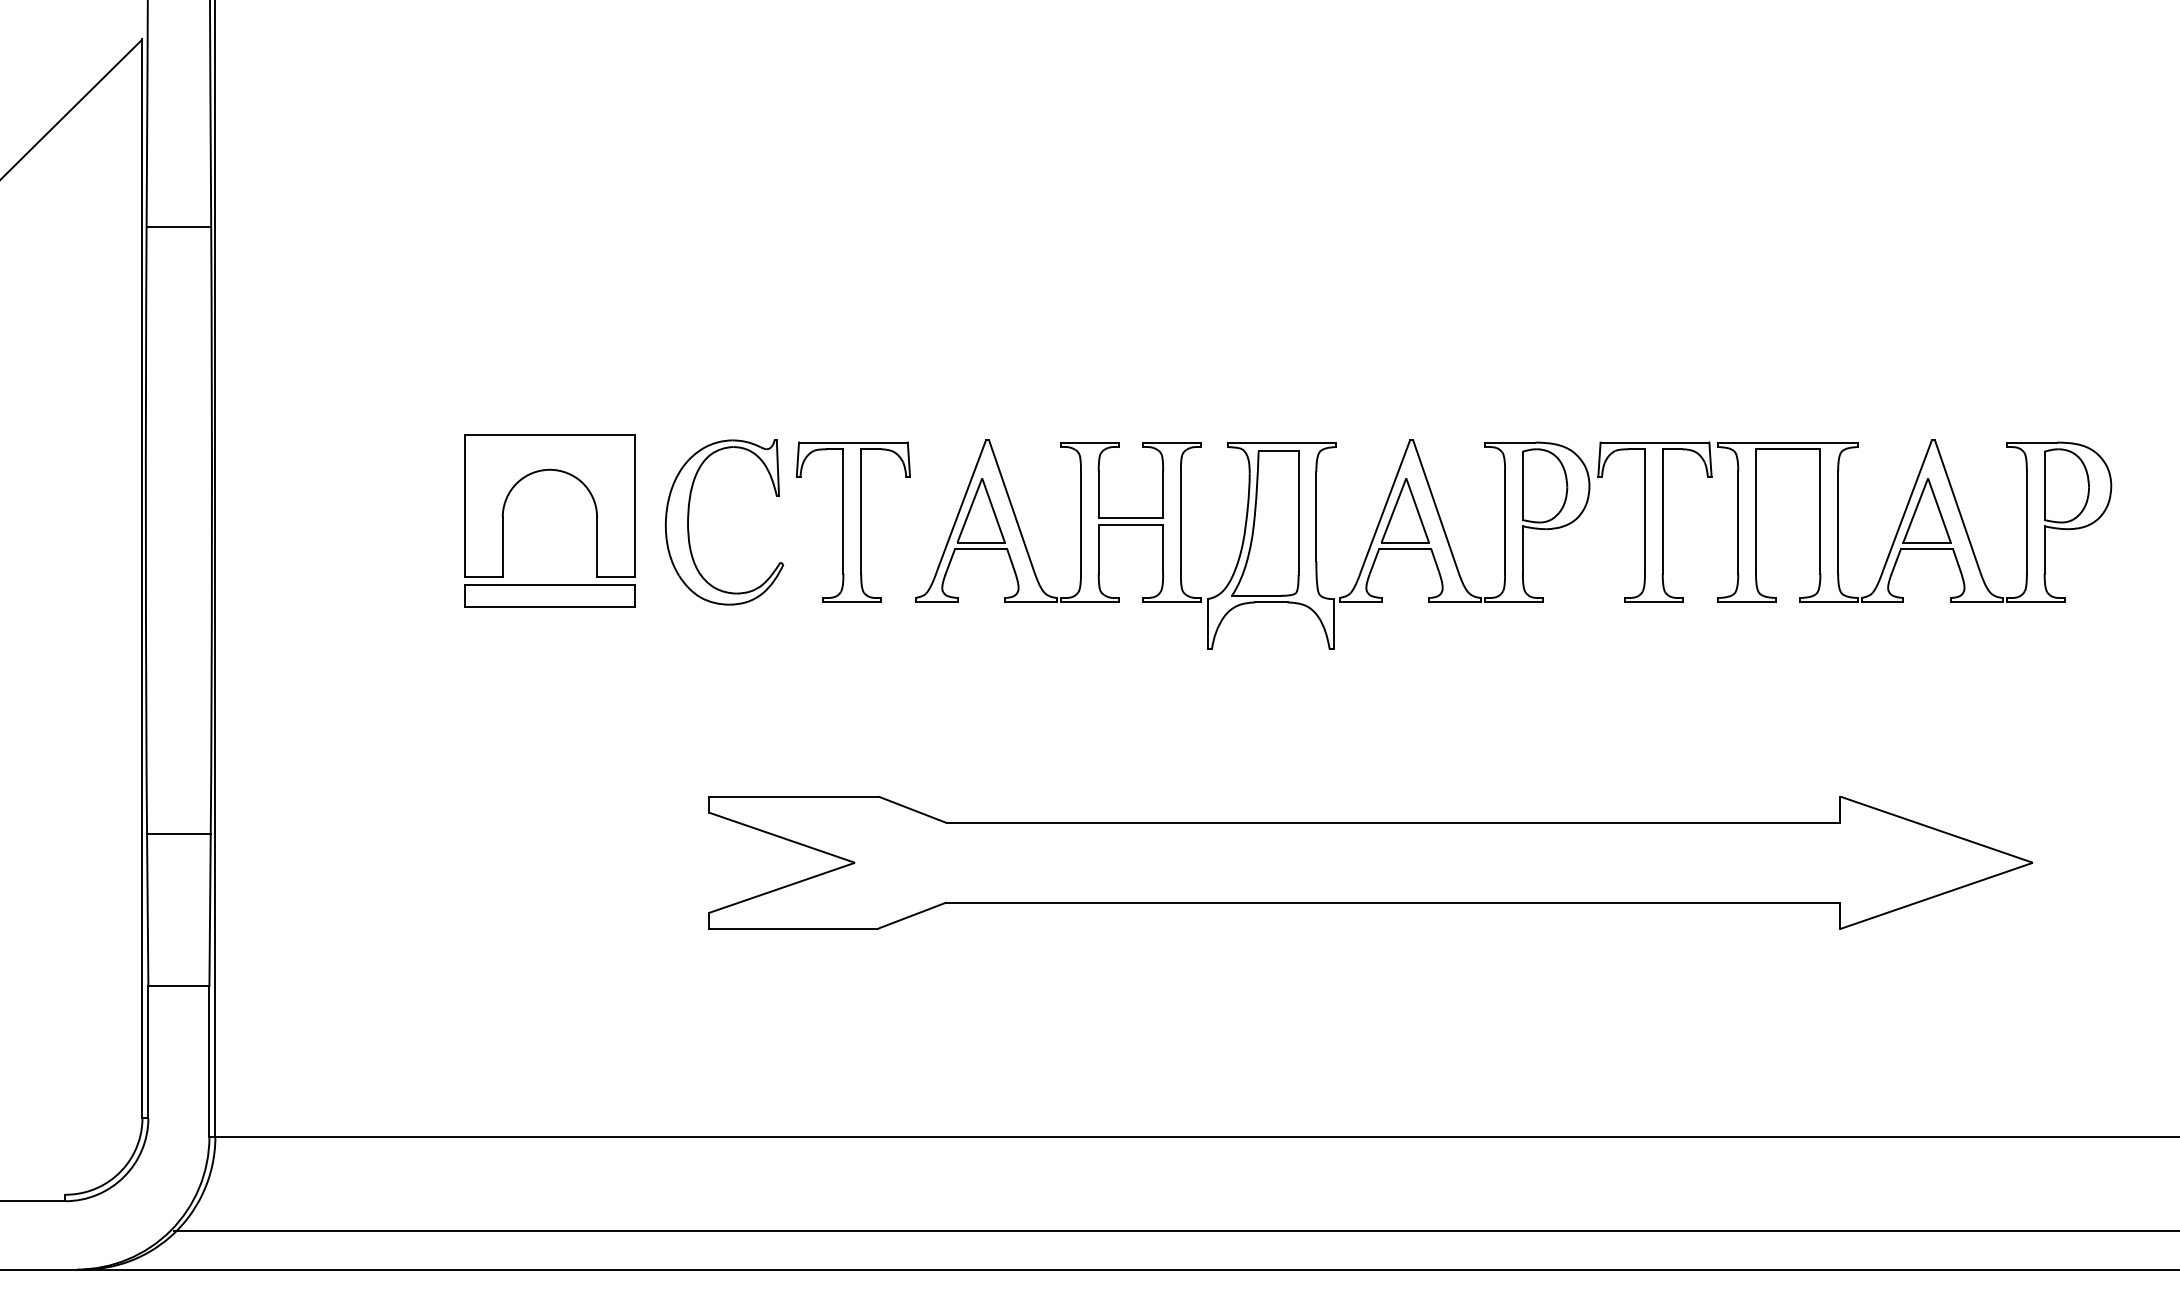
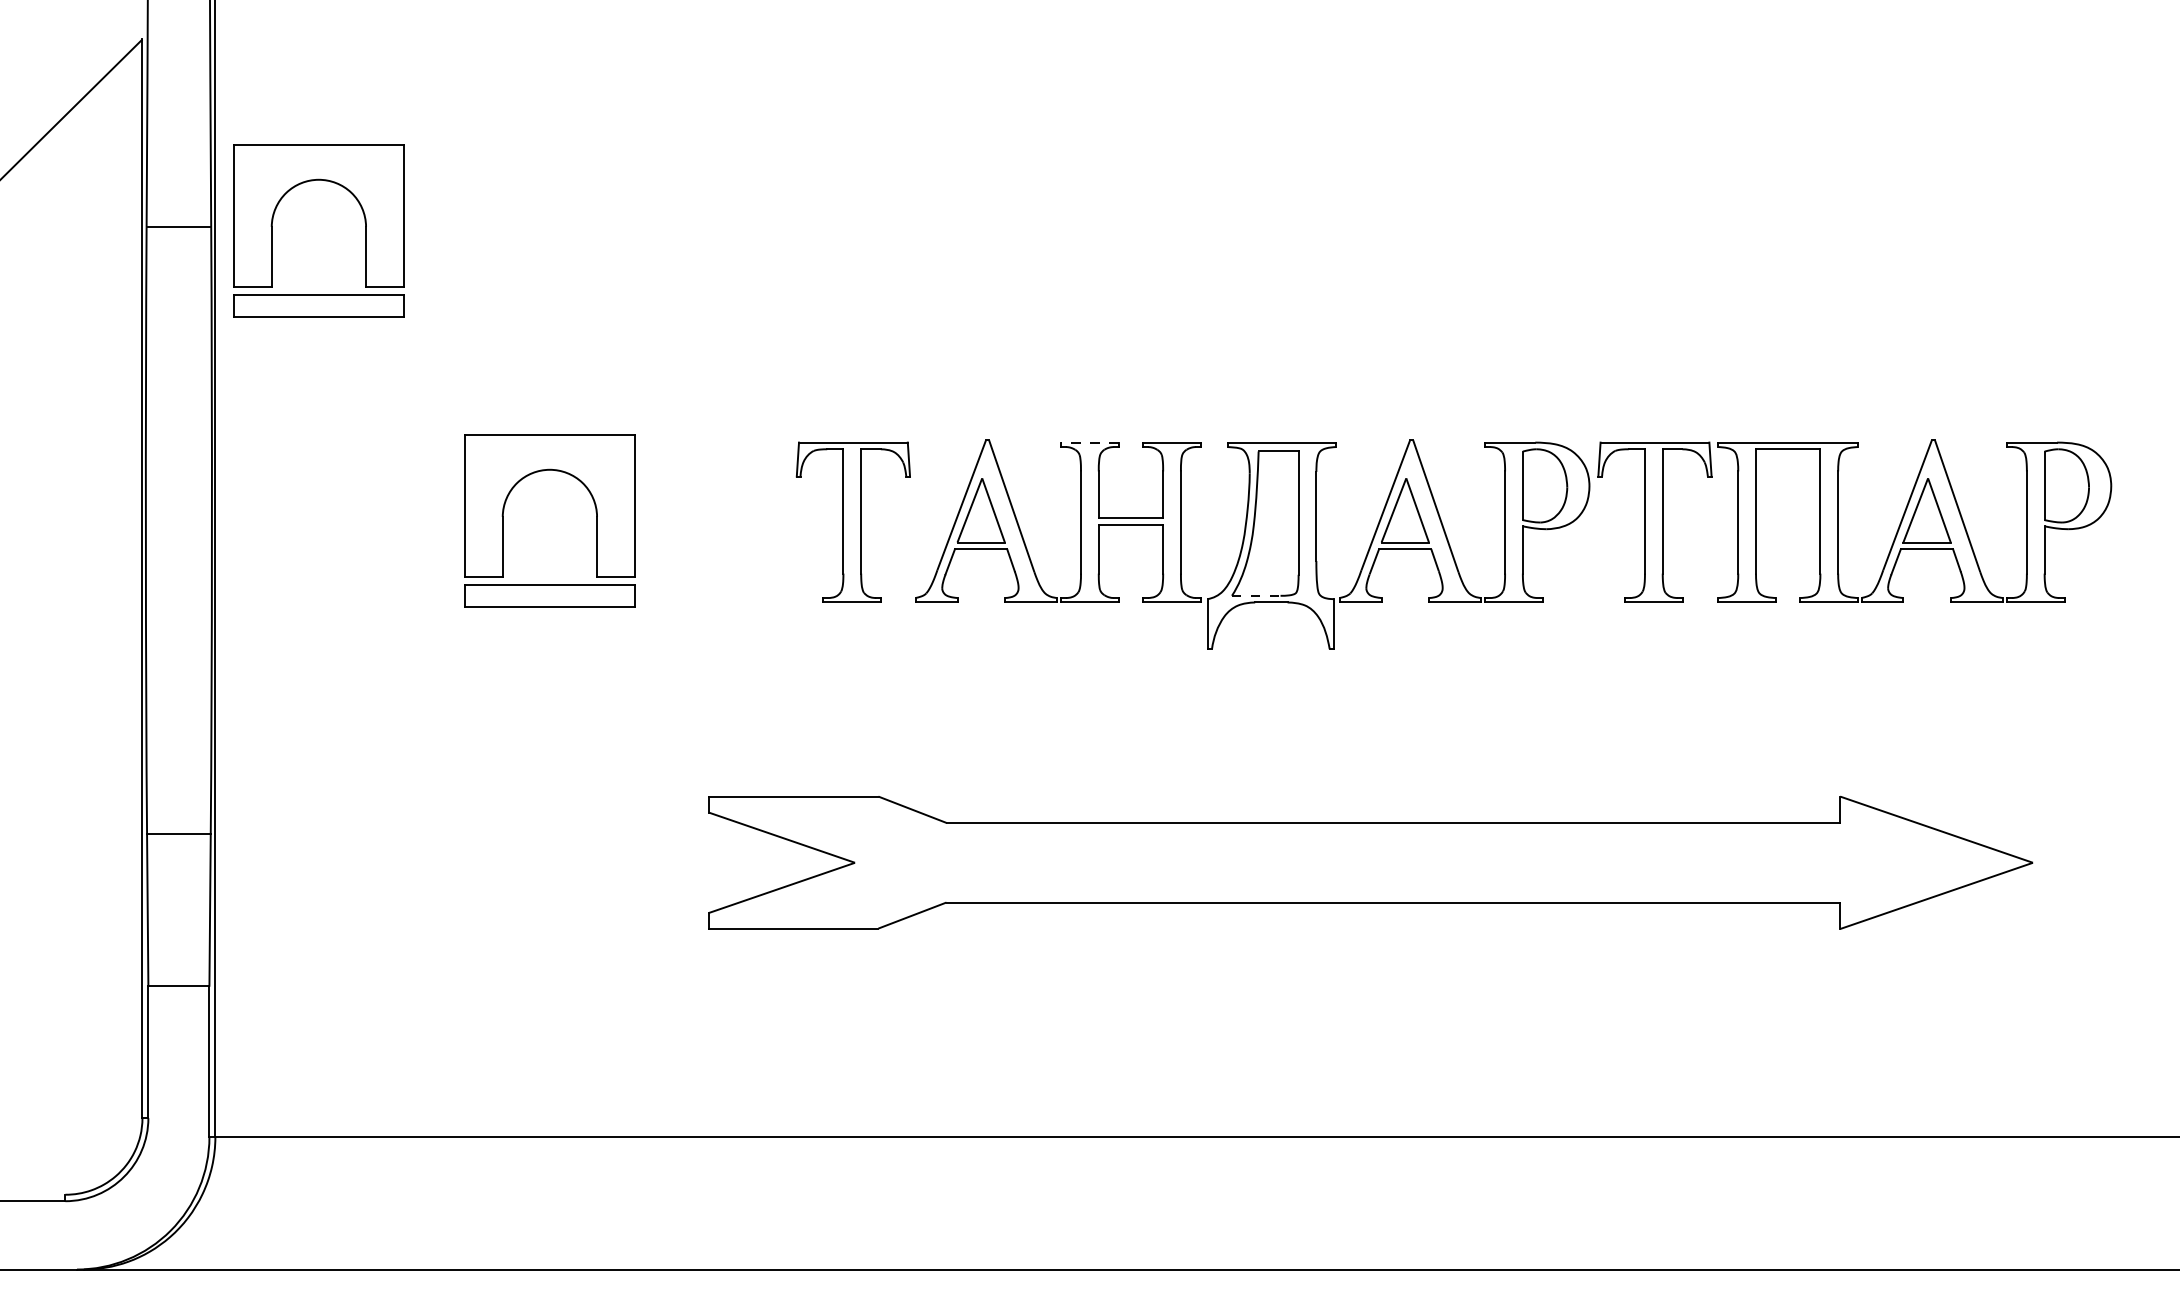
part: none -> present (272, 230)
line: solid -> dashed (1089, 442)
part: present -> none (689, 516)
line: solid -> dashed (1256, 595)
line: present -> none (1175, 1231)
